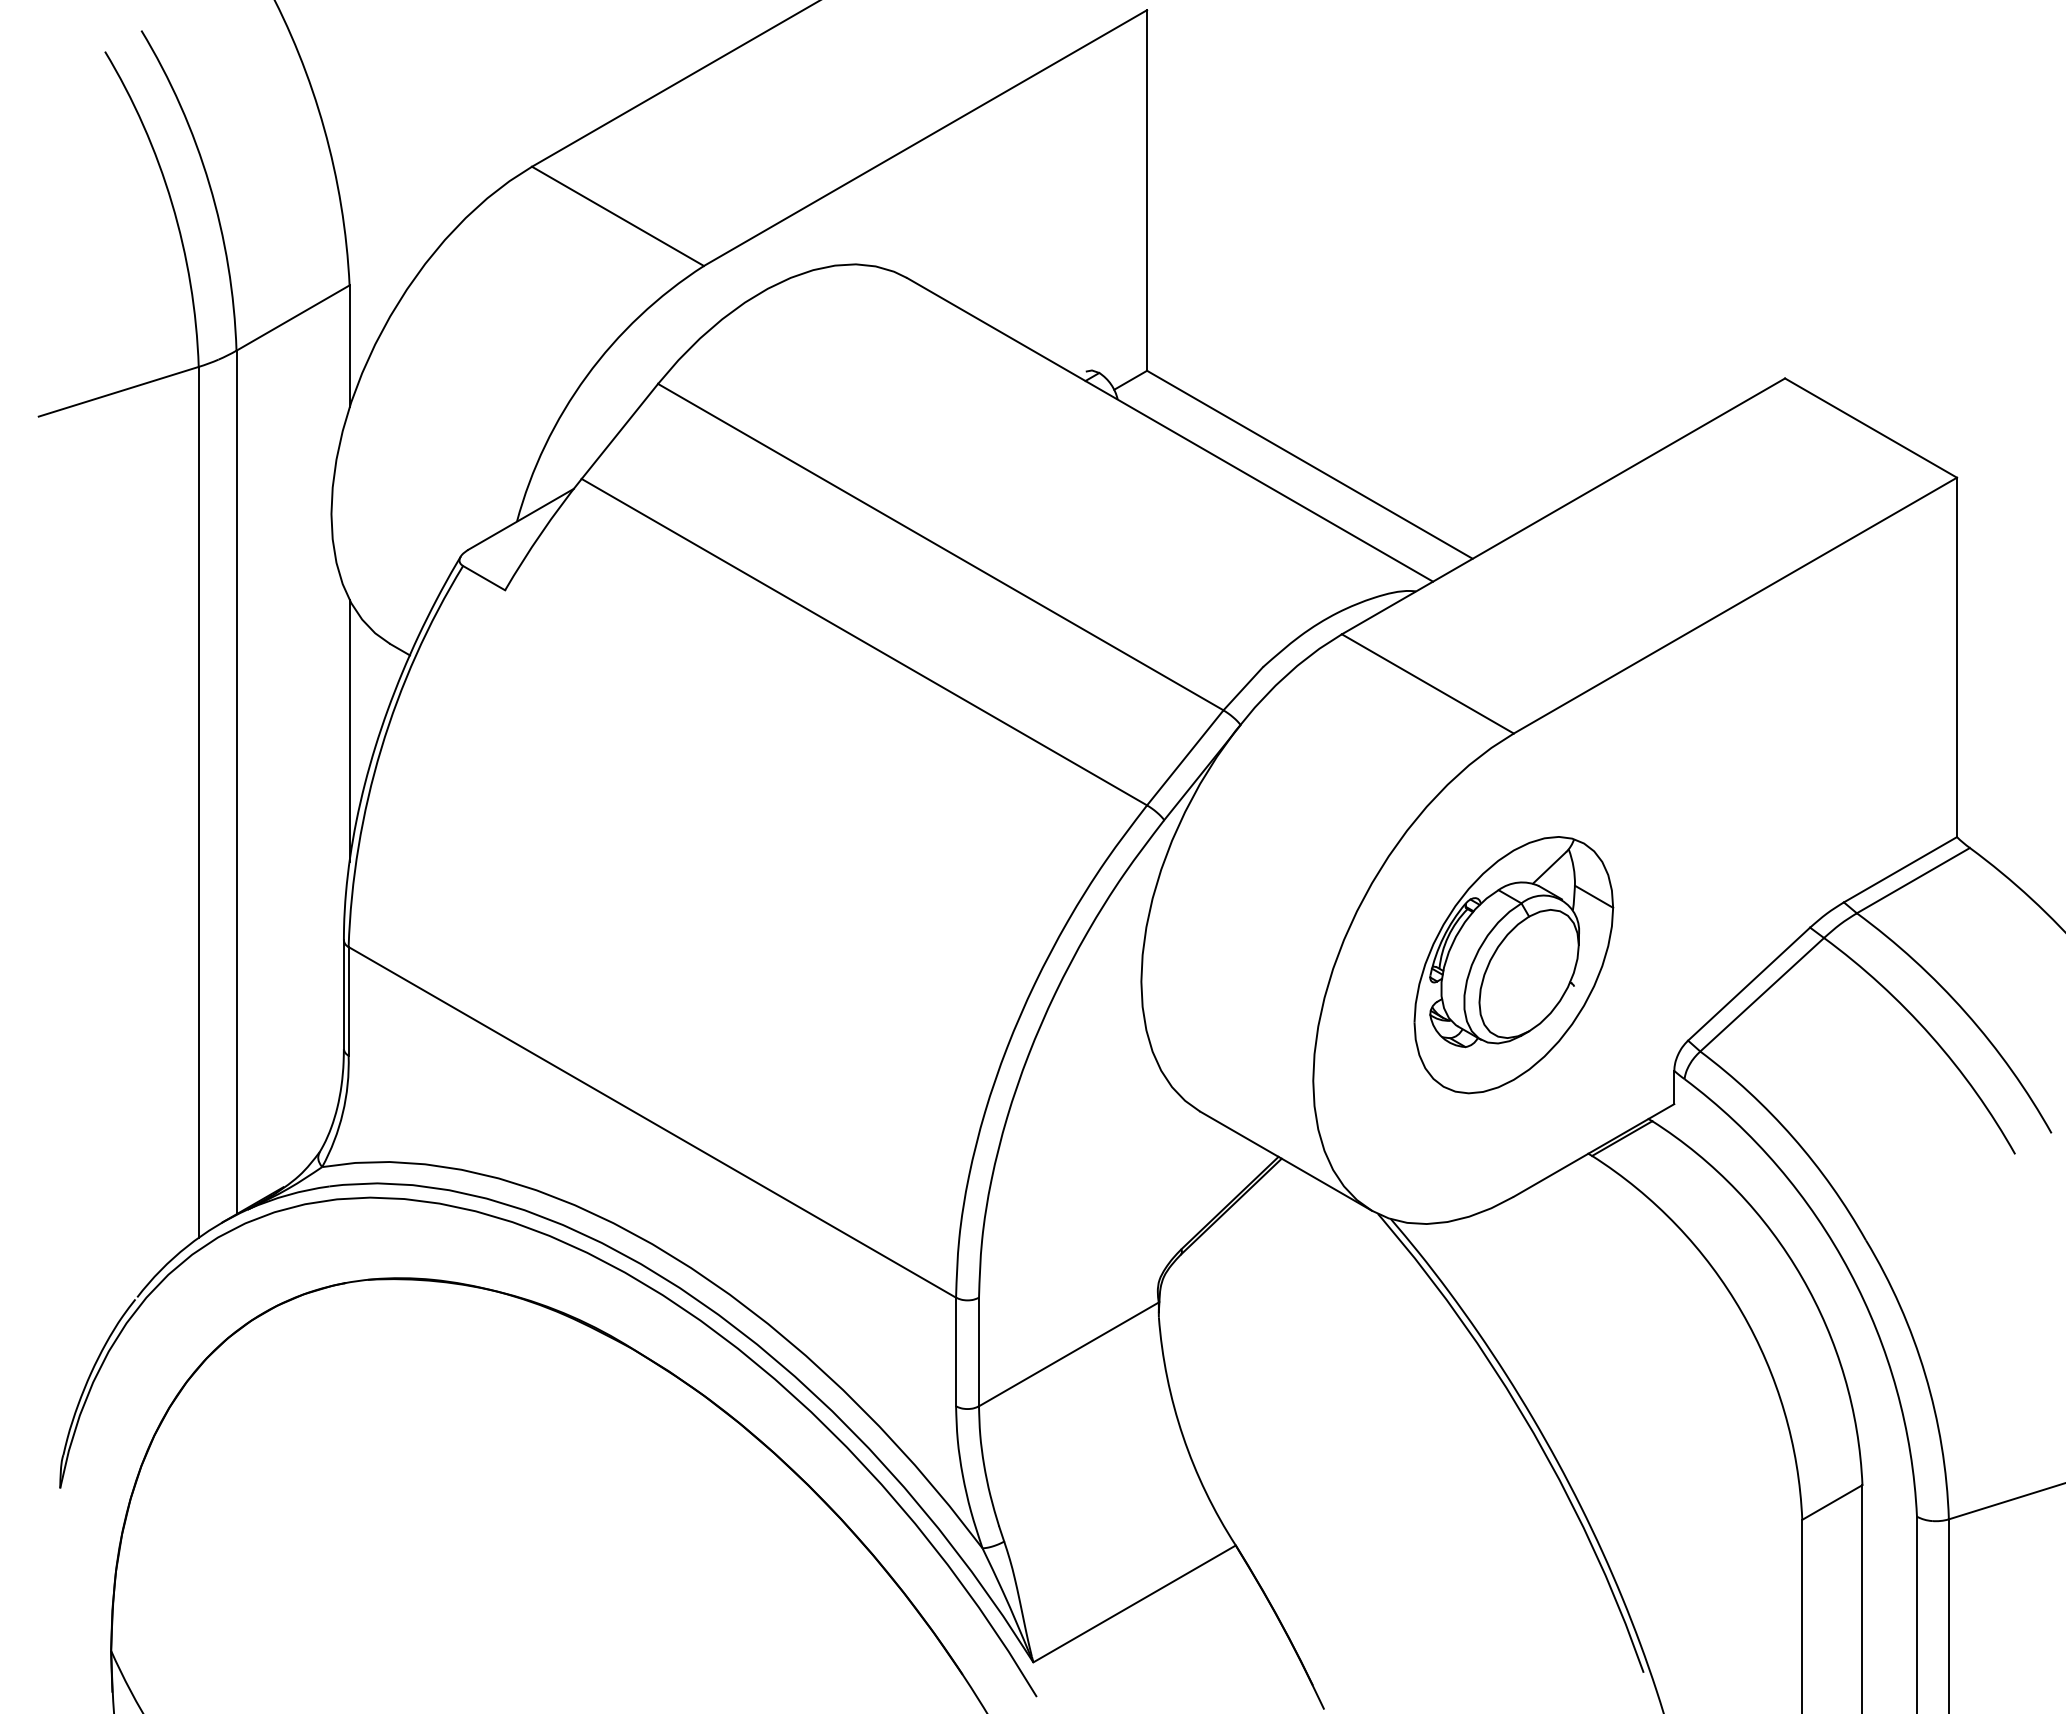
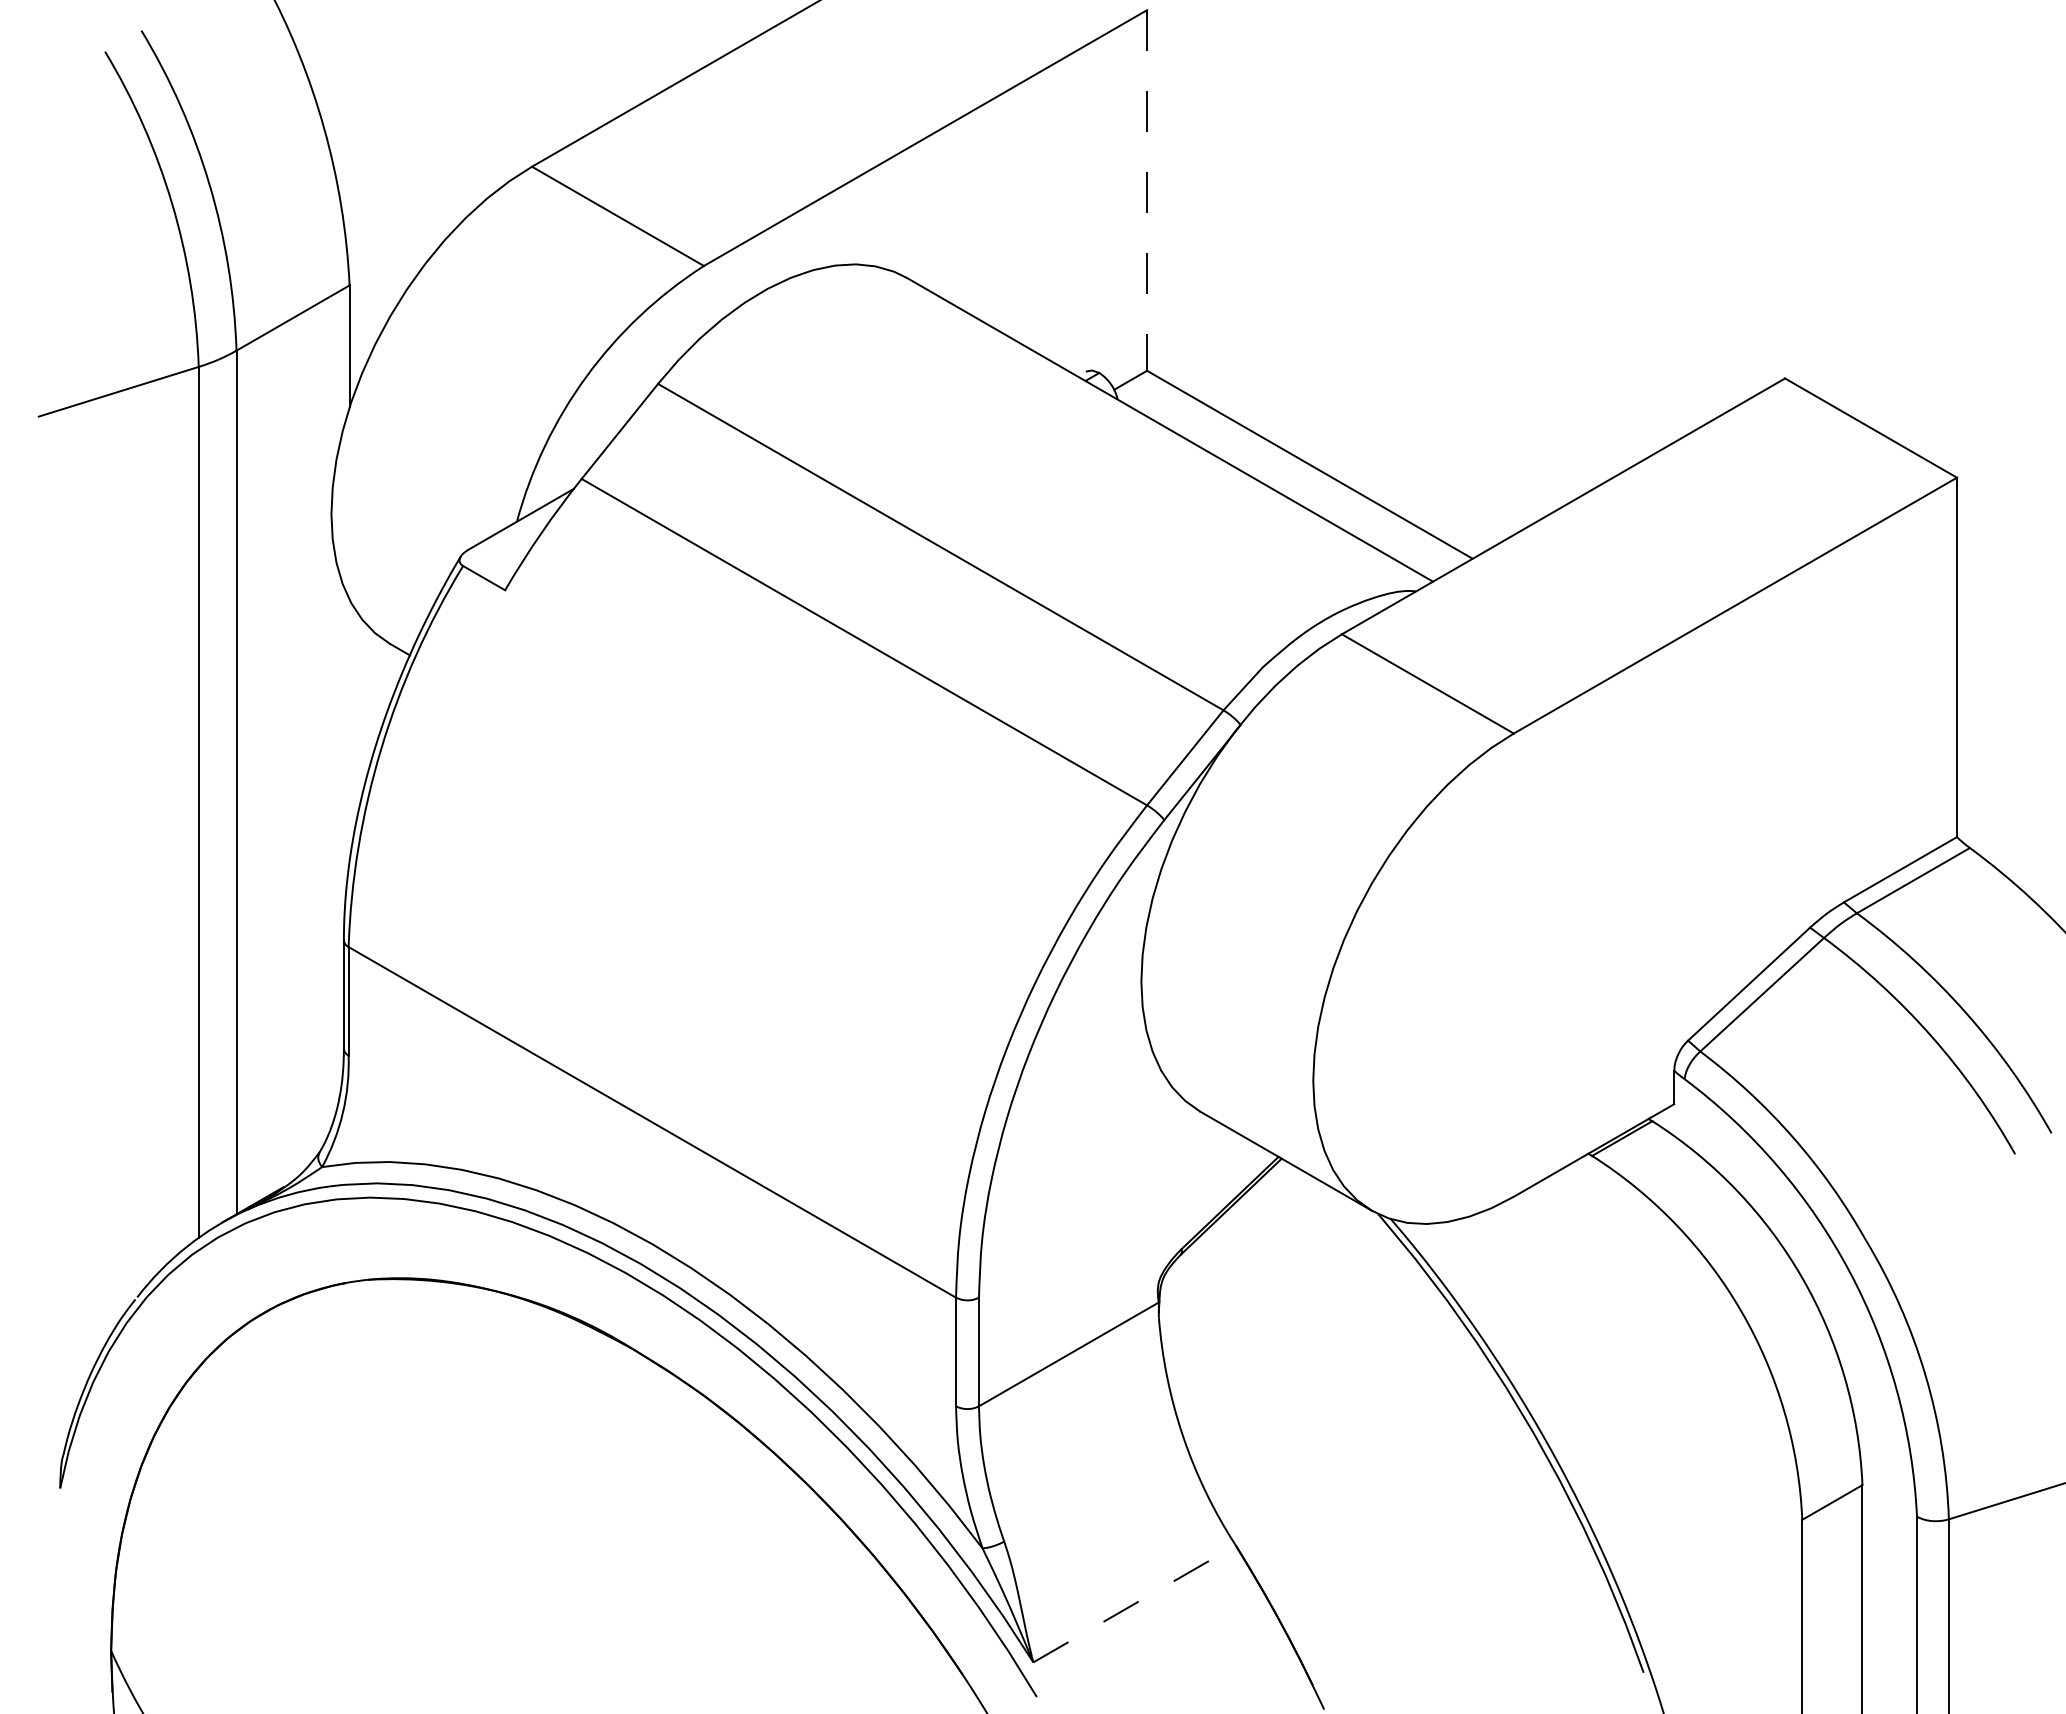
line: solid -> dashed (1147, 190)
line: present -> none (349, 730)
part: present -> none (1513, 965)
line: solid -> dashed (1134, 1603)
